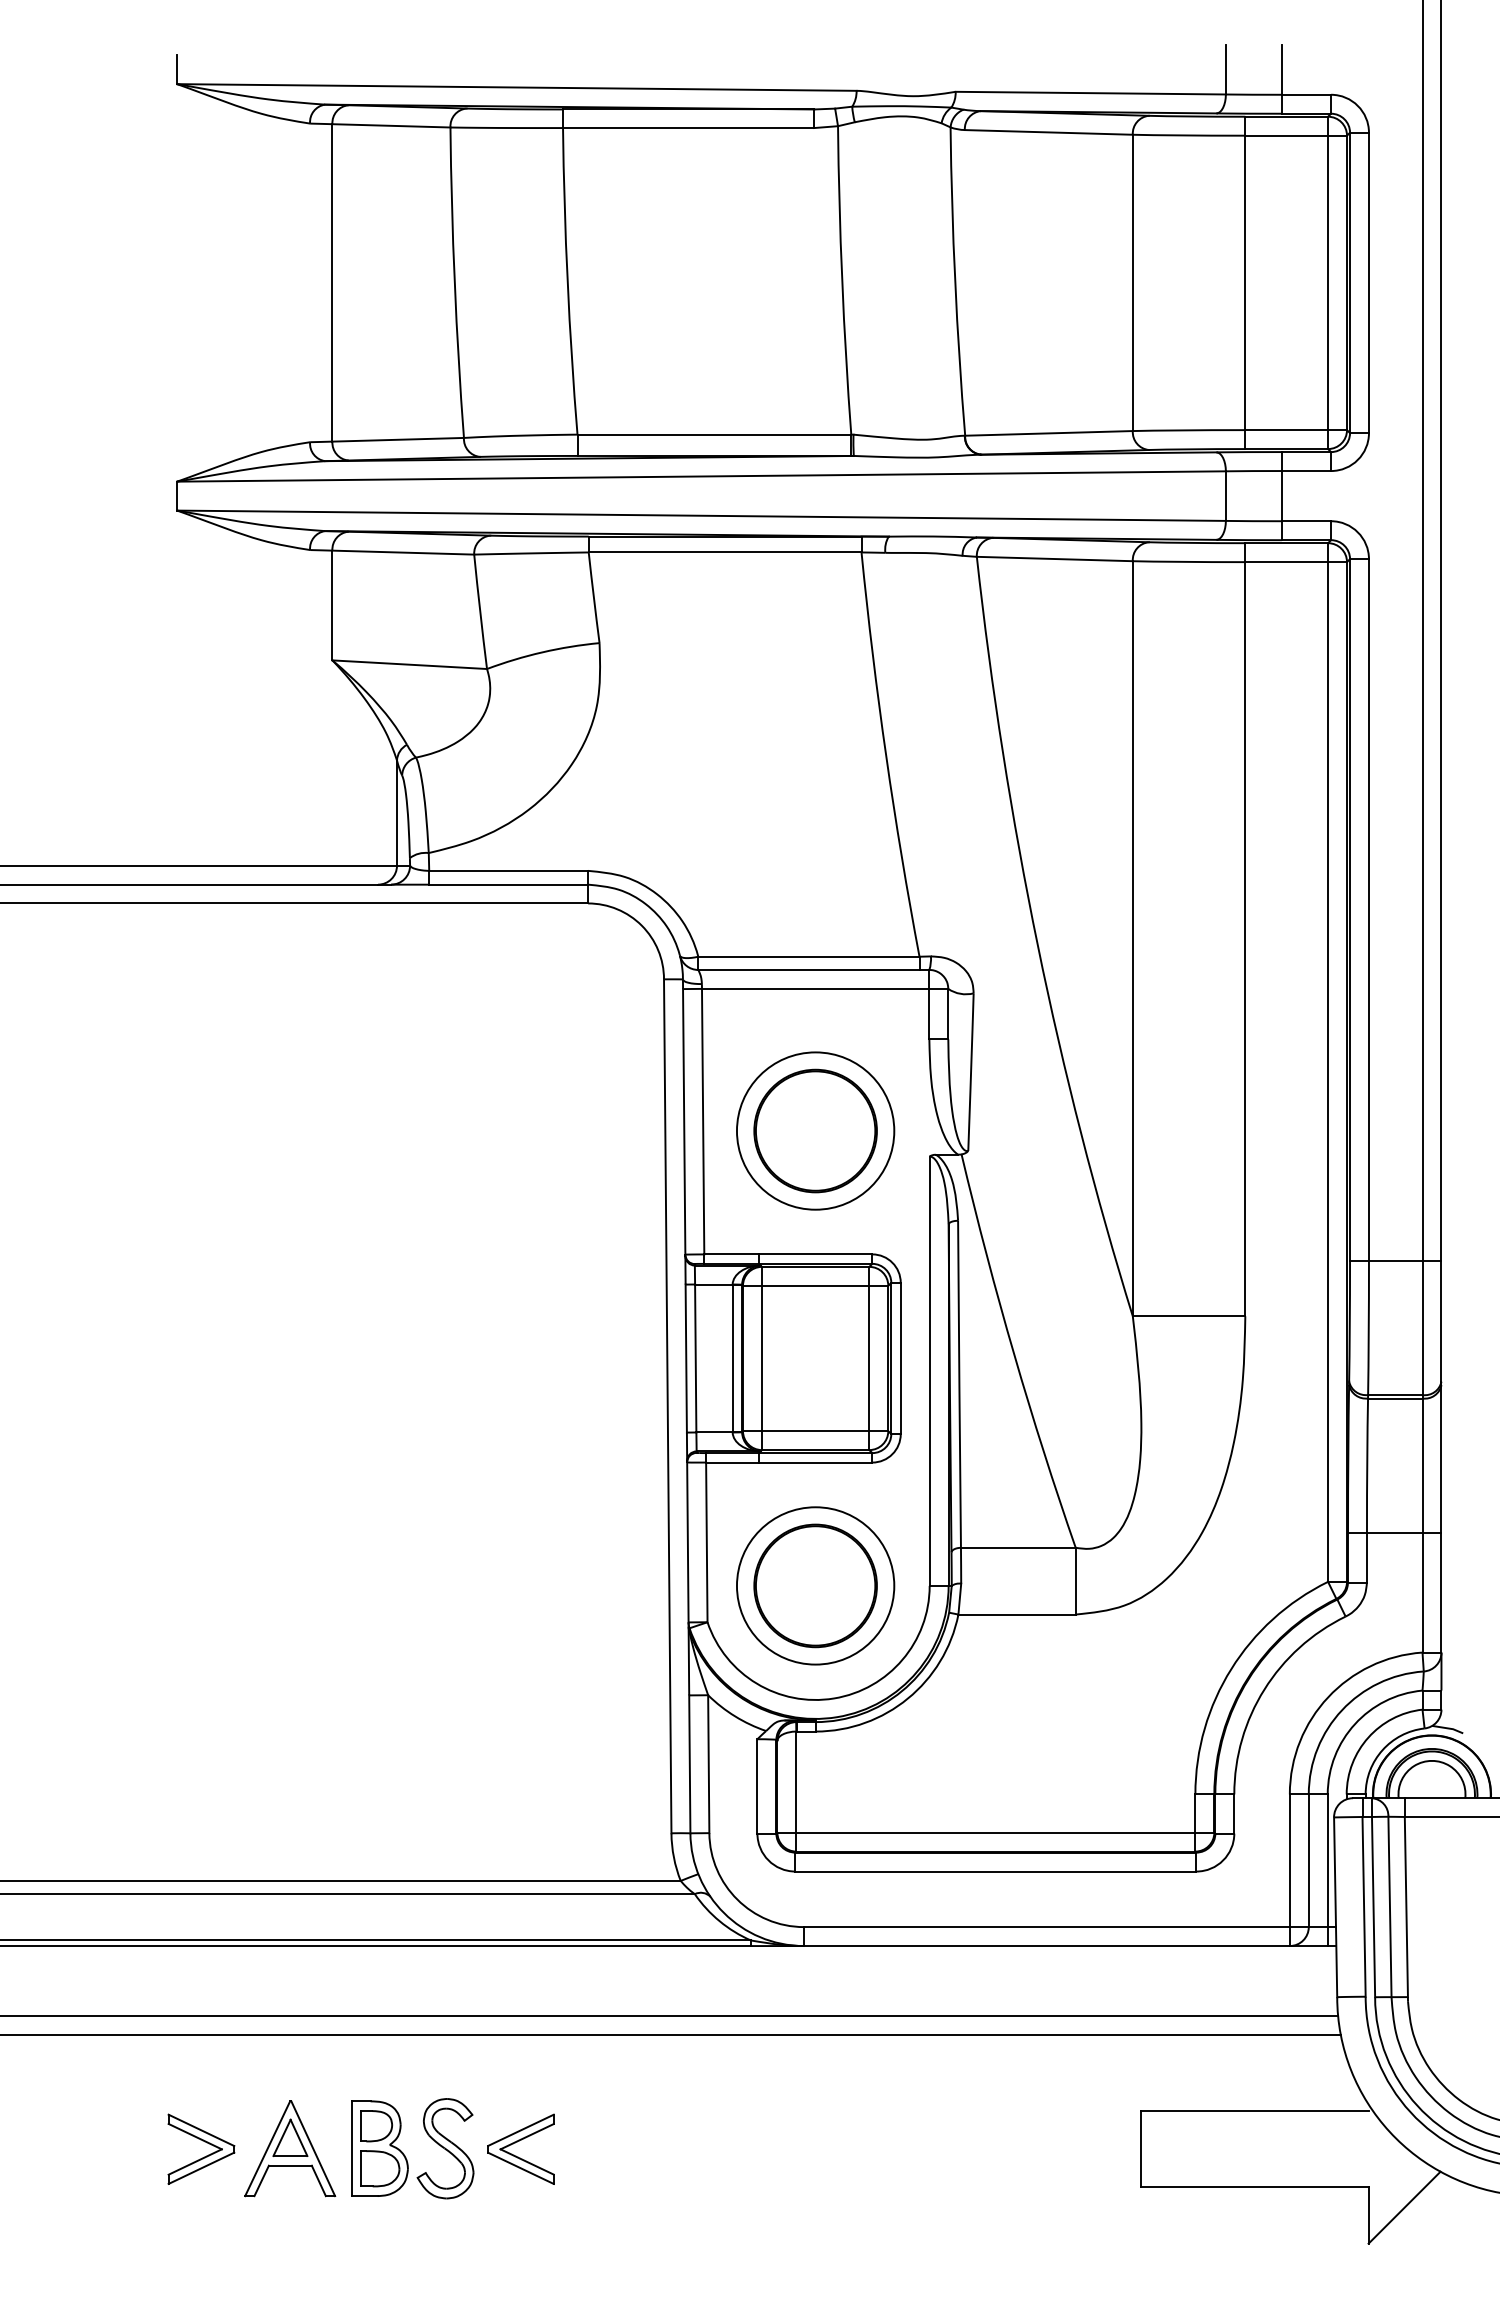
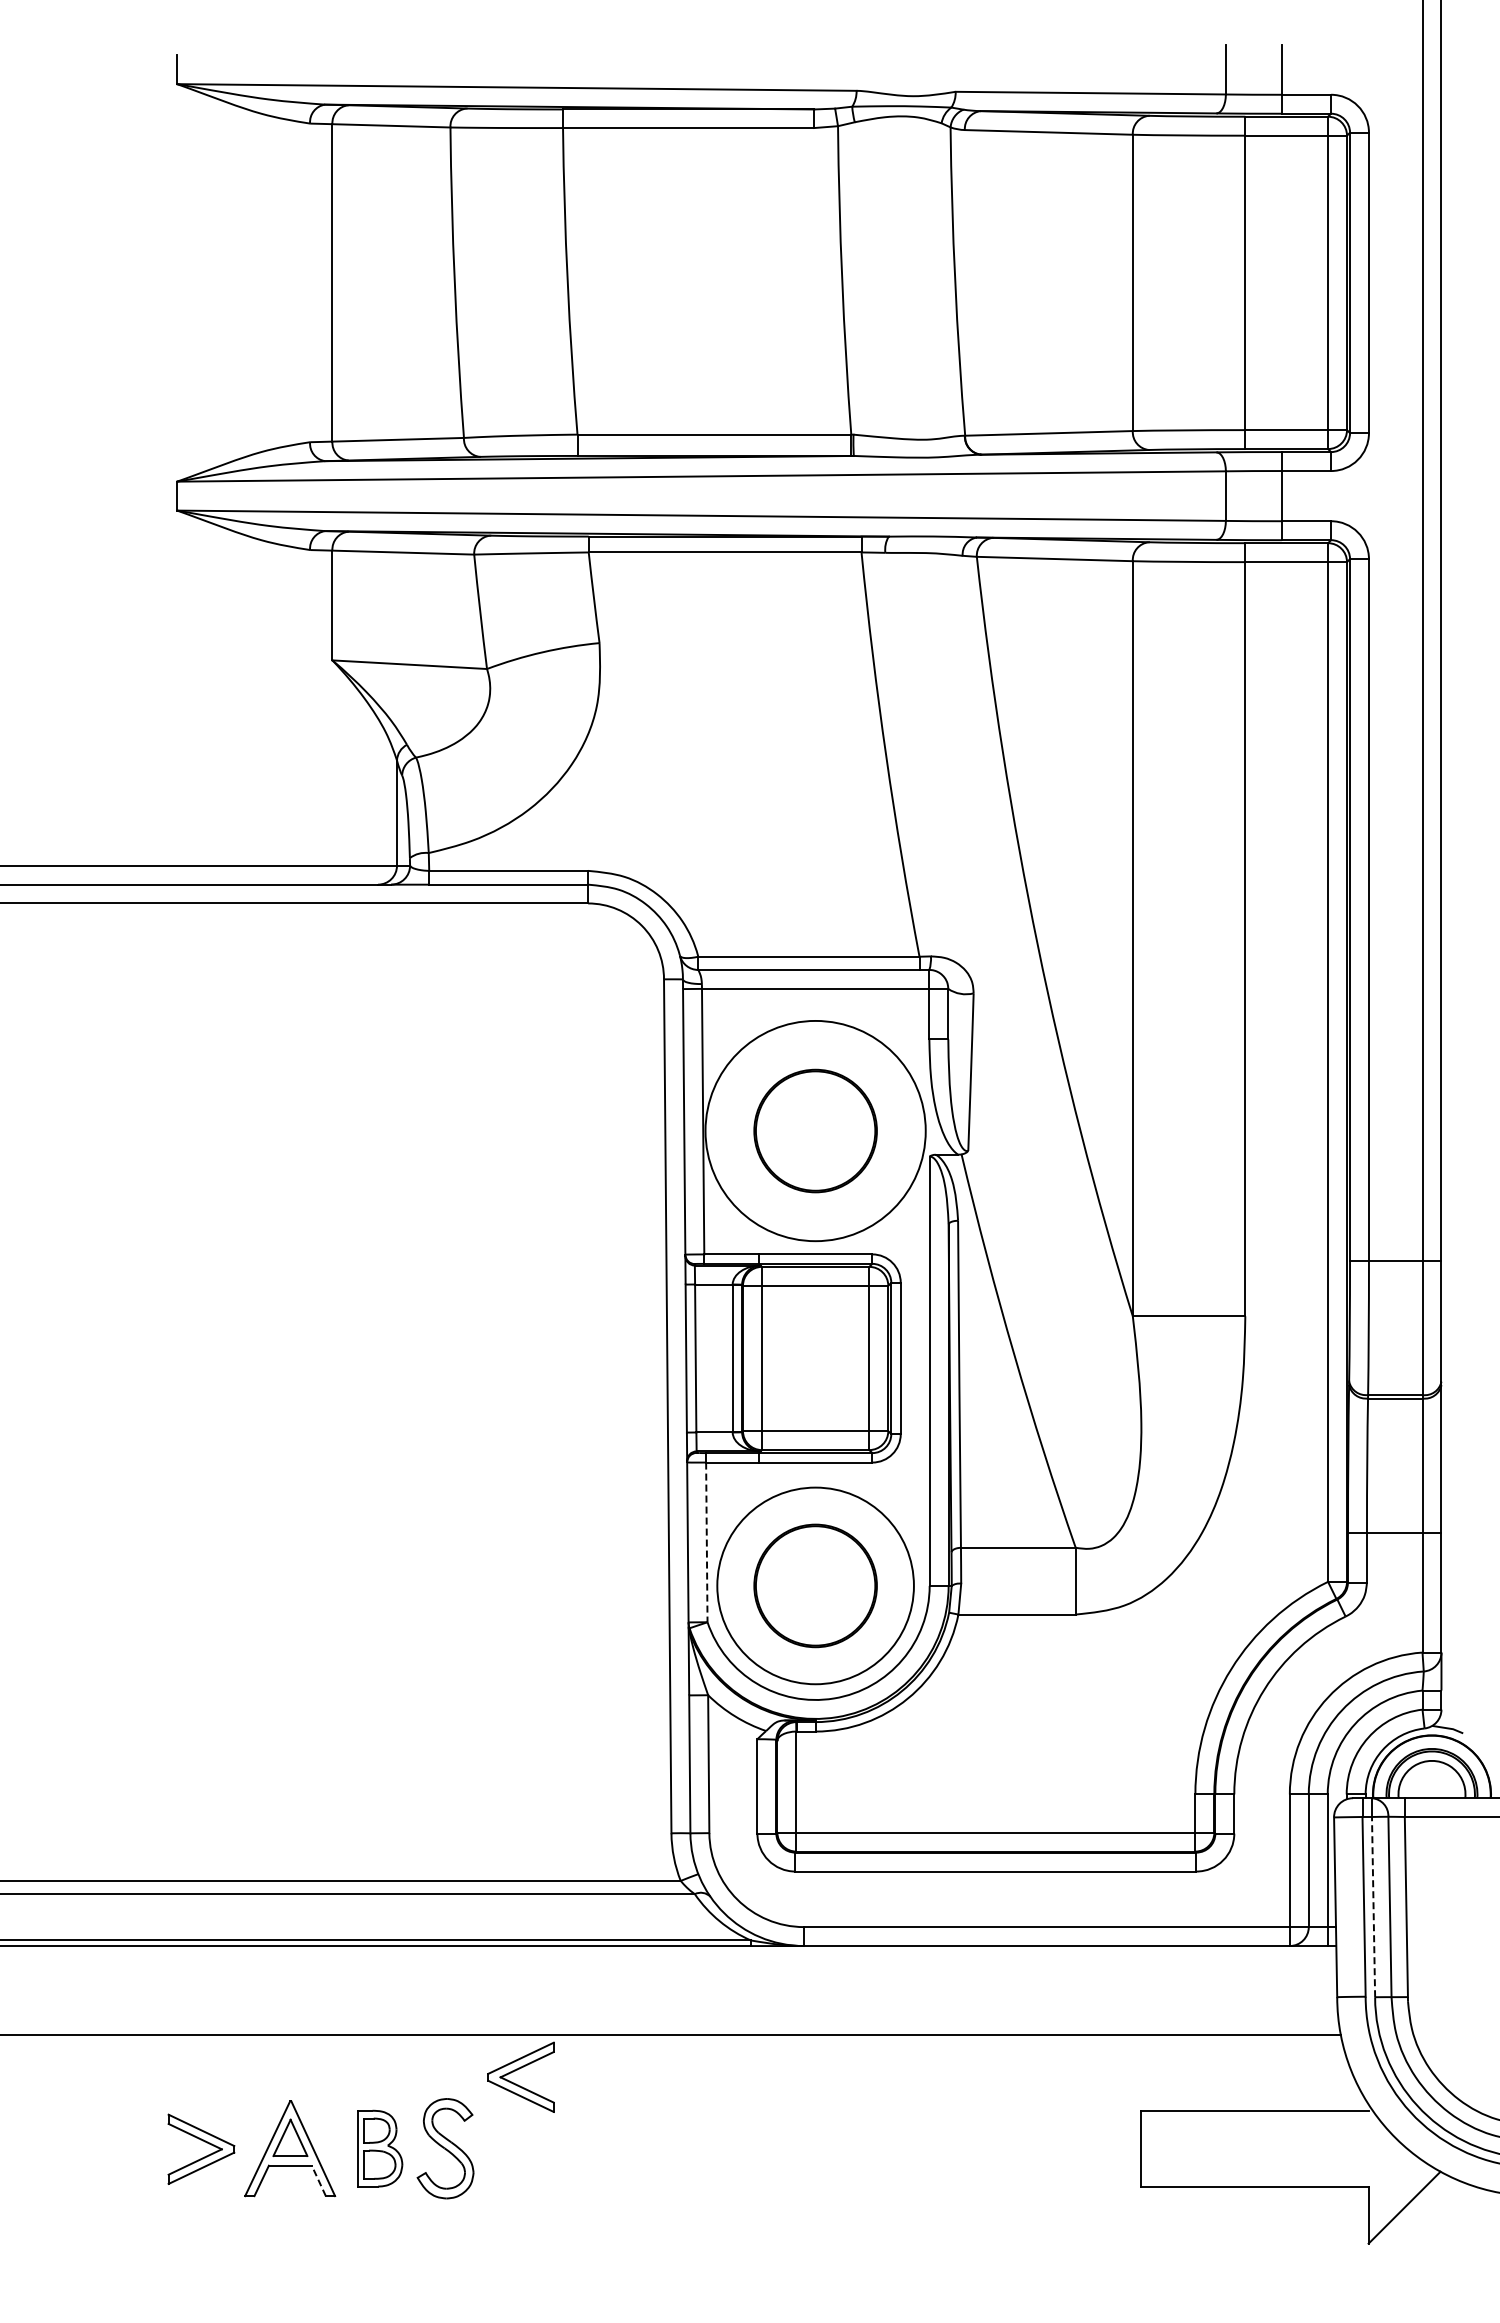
circle diameter: 157 px -> 220 px (815, 1130)
line: solid -> dashed (706, 1542)
circle diameter: 157 px -> 197 px (815, 1585)
line: solid -> dashed (1373, 1906)
line: present -> none (670, 2015)
part position: (517, 2142) -> (517, 2070) (517, 2070)
part size: 58x97 px -> 47x79 px (380, 2148)
line: solid -> dashed (318, 2180)
